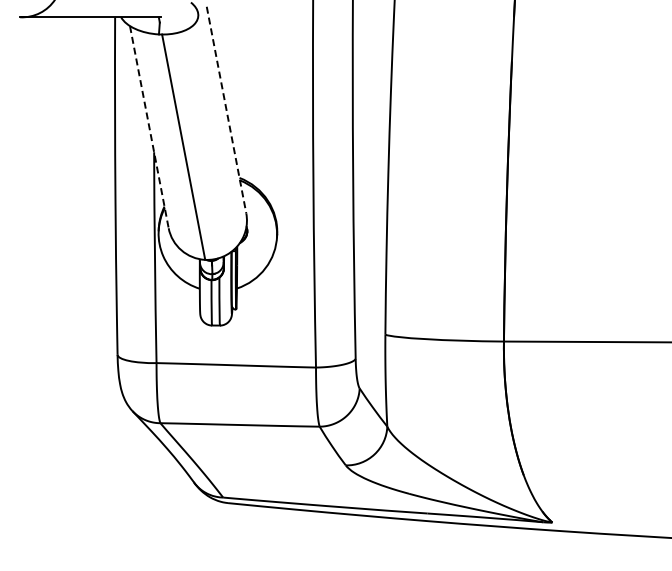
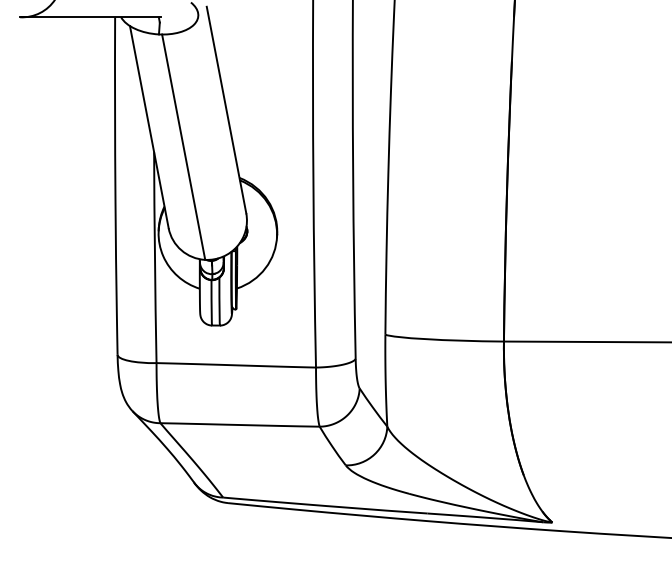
line: dashed -> solid (226, 110)
line: dashed -> solid (149, 127)
